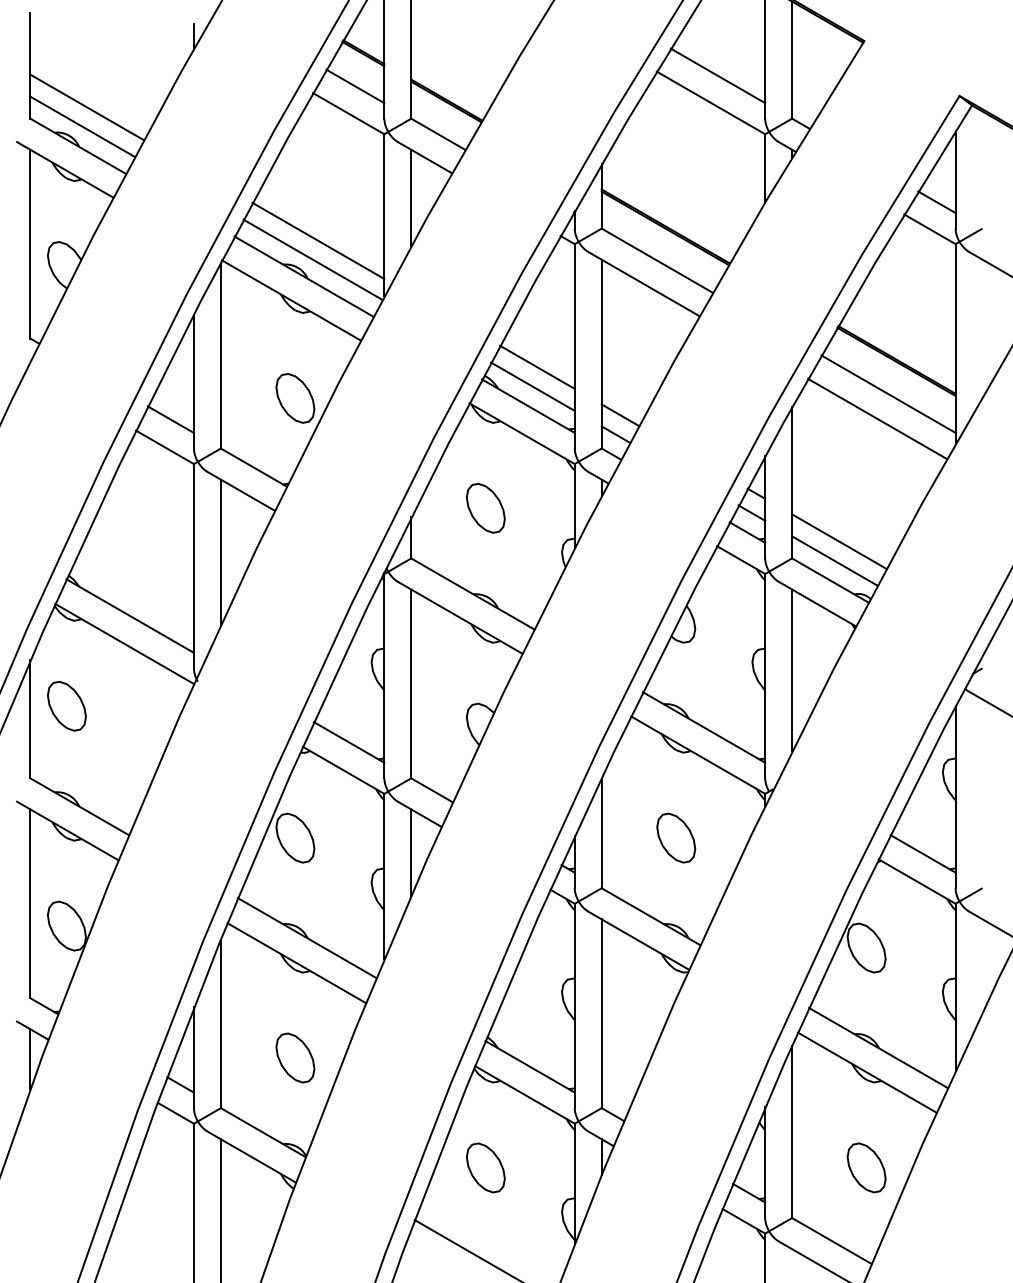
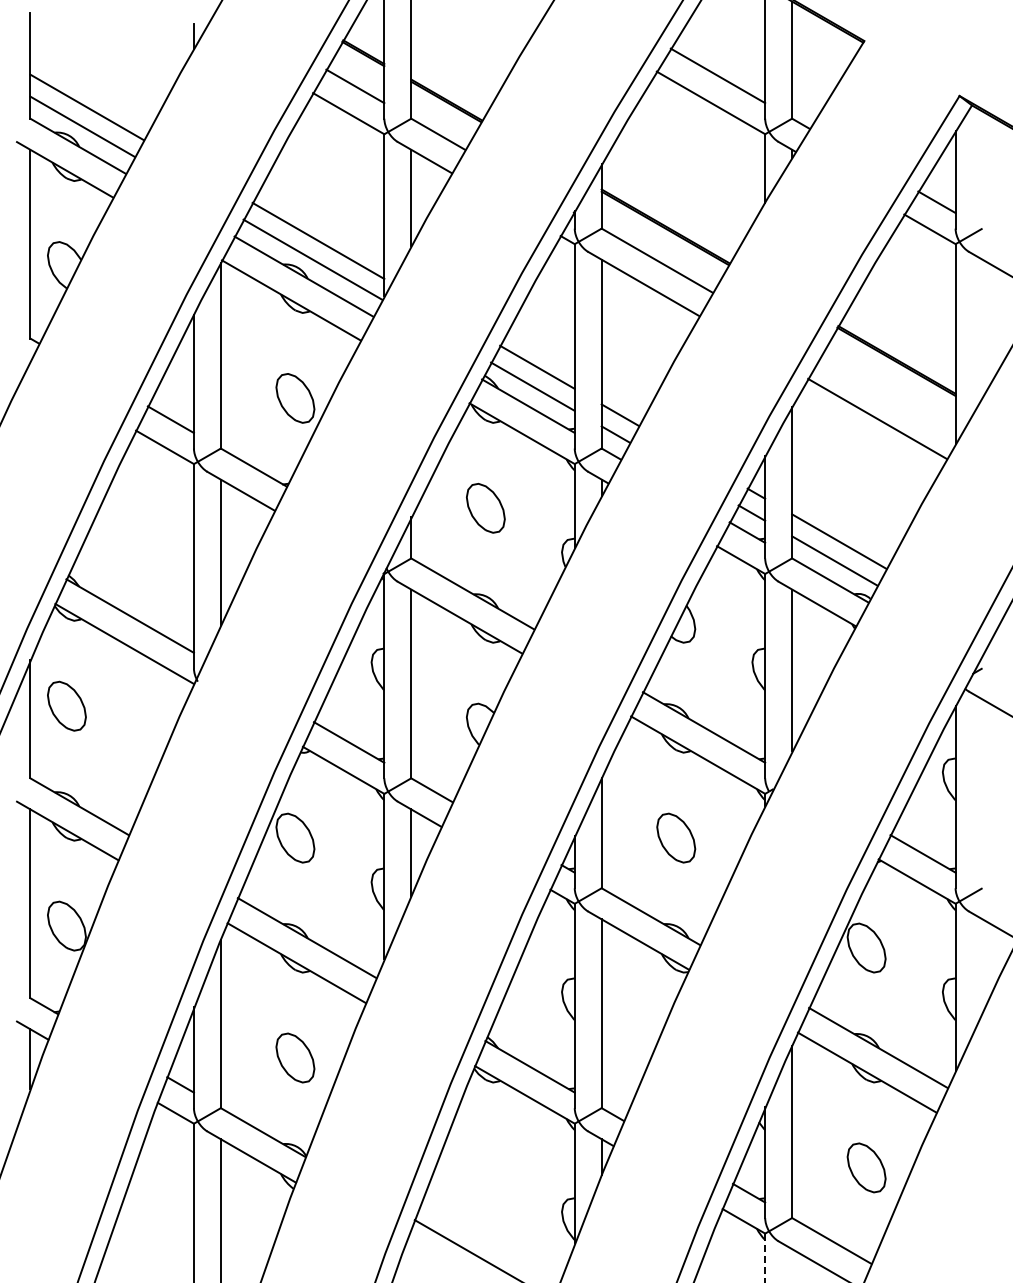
line: present -> none (888, 393)
part: present -> none (485, 1167)
line: solid -> dashed (765, 1258)
